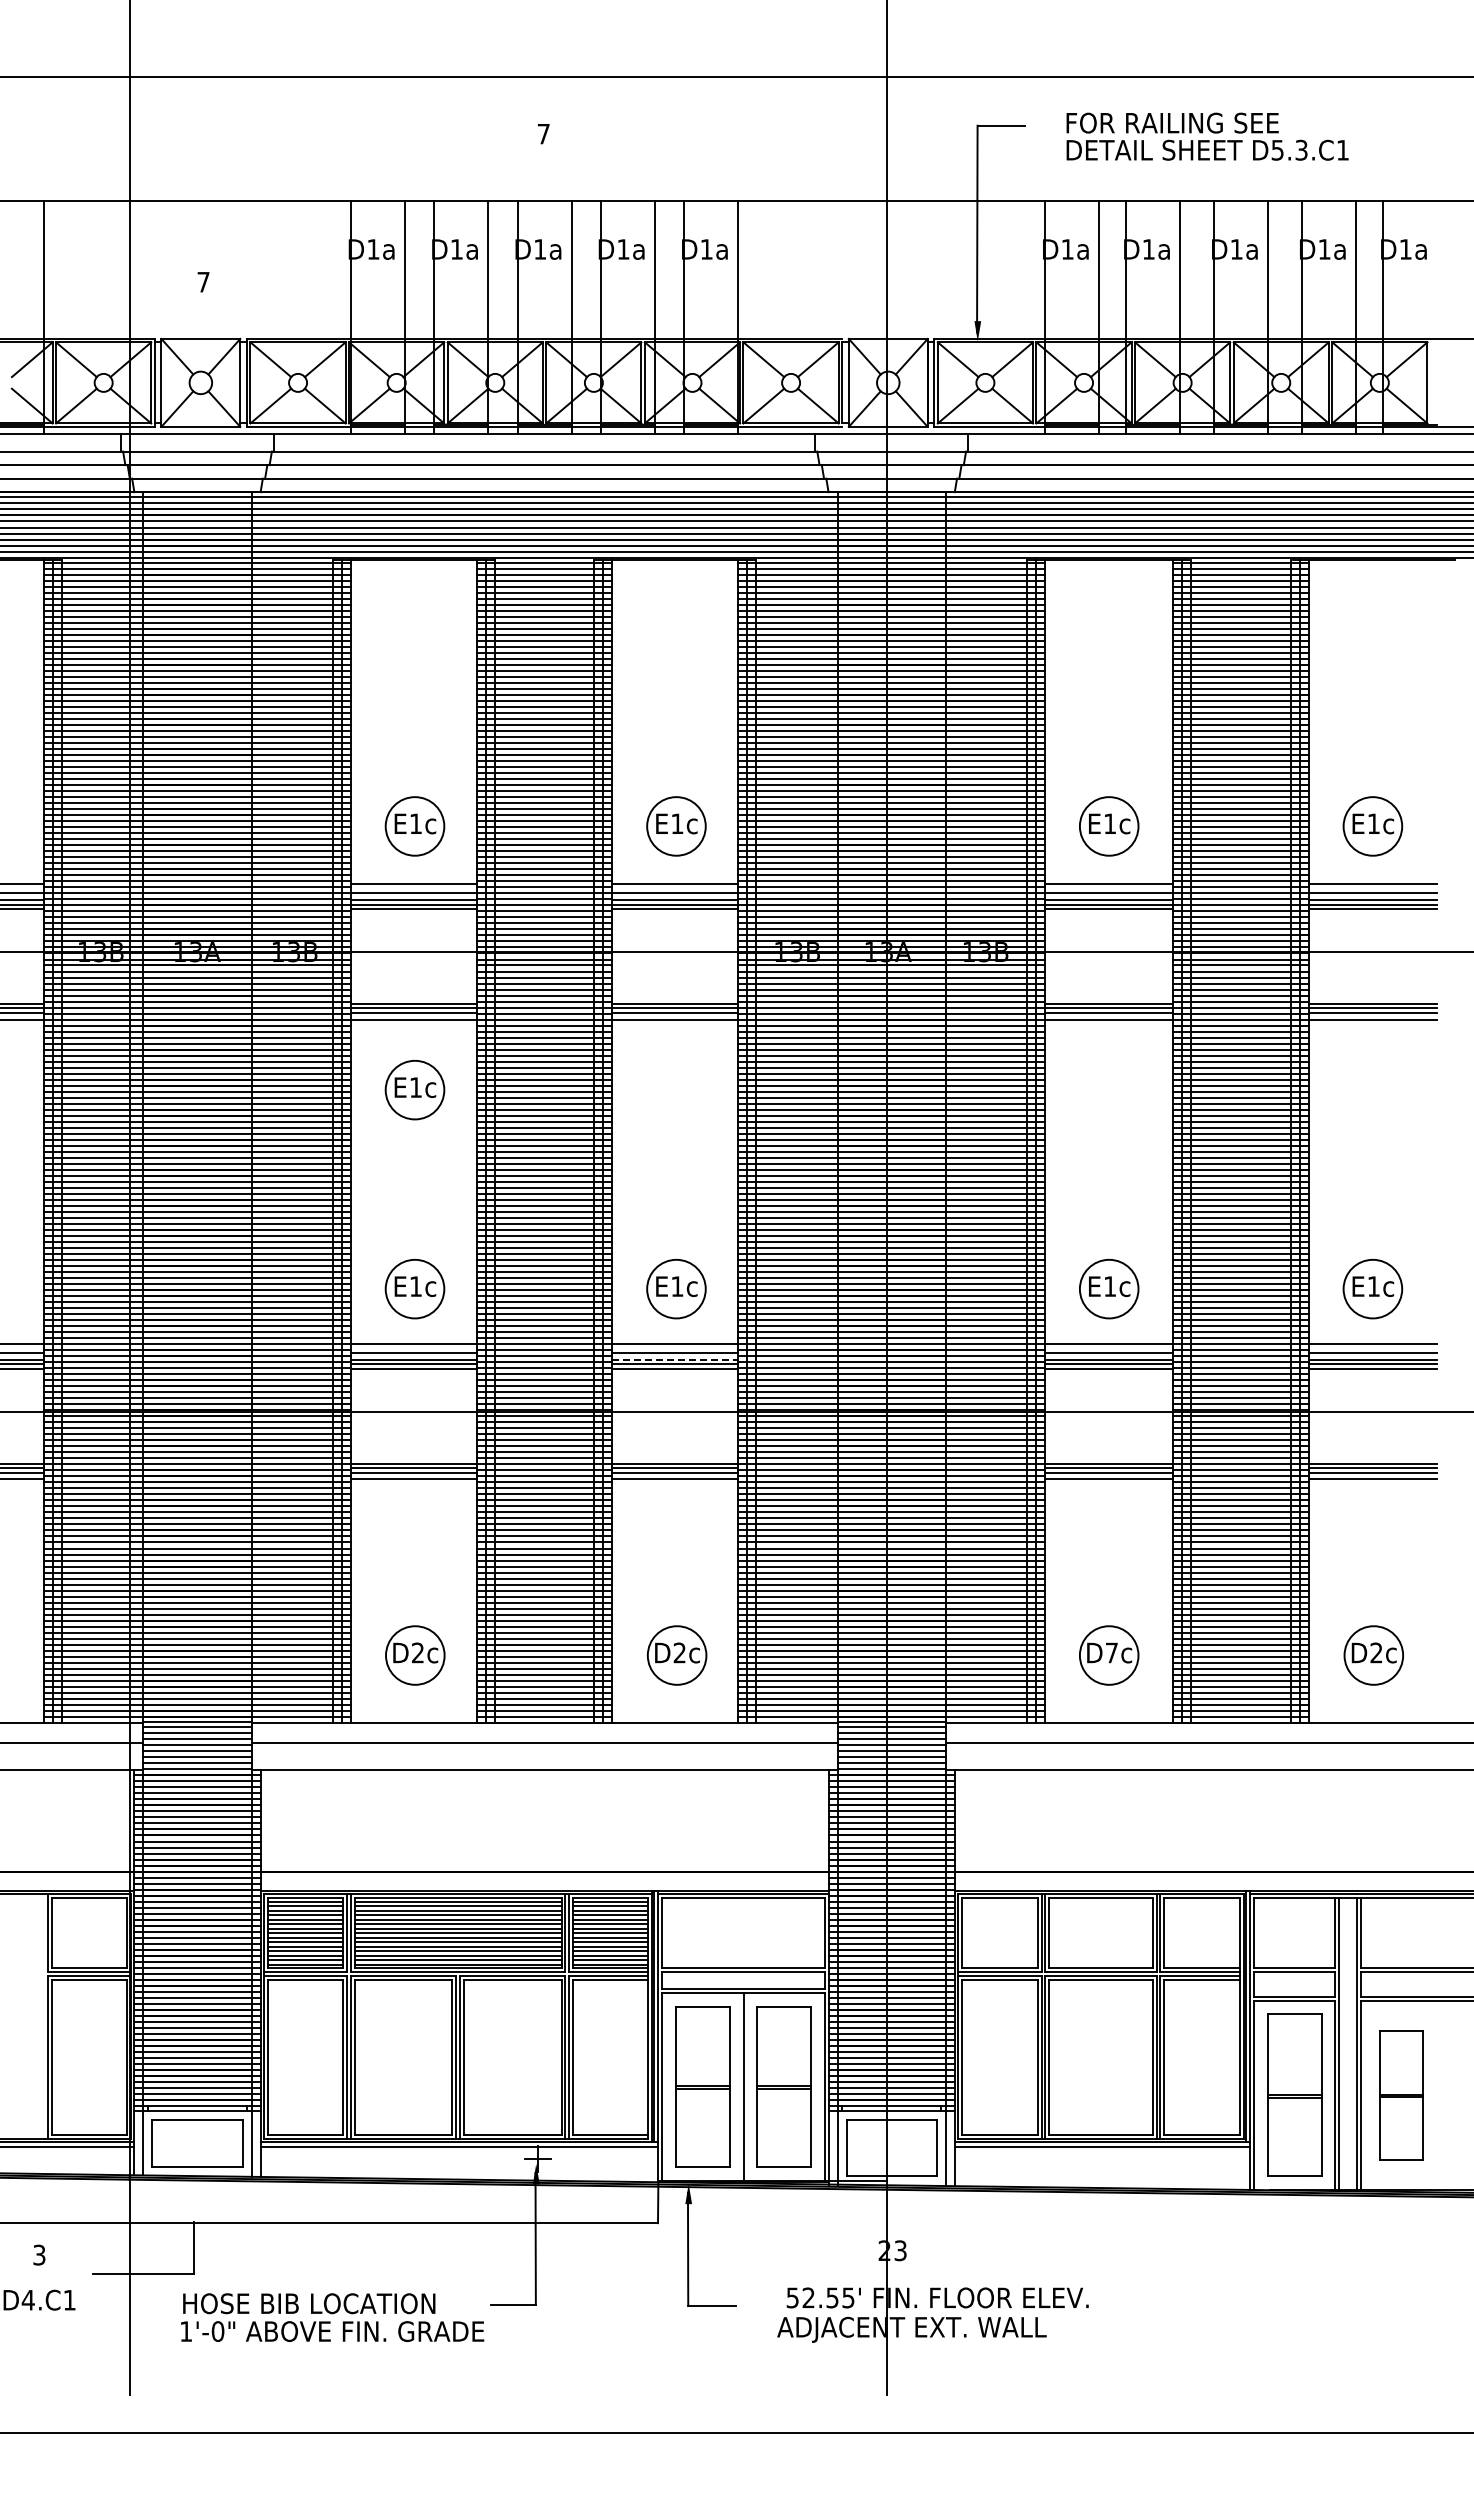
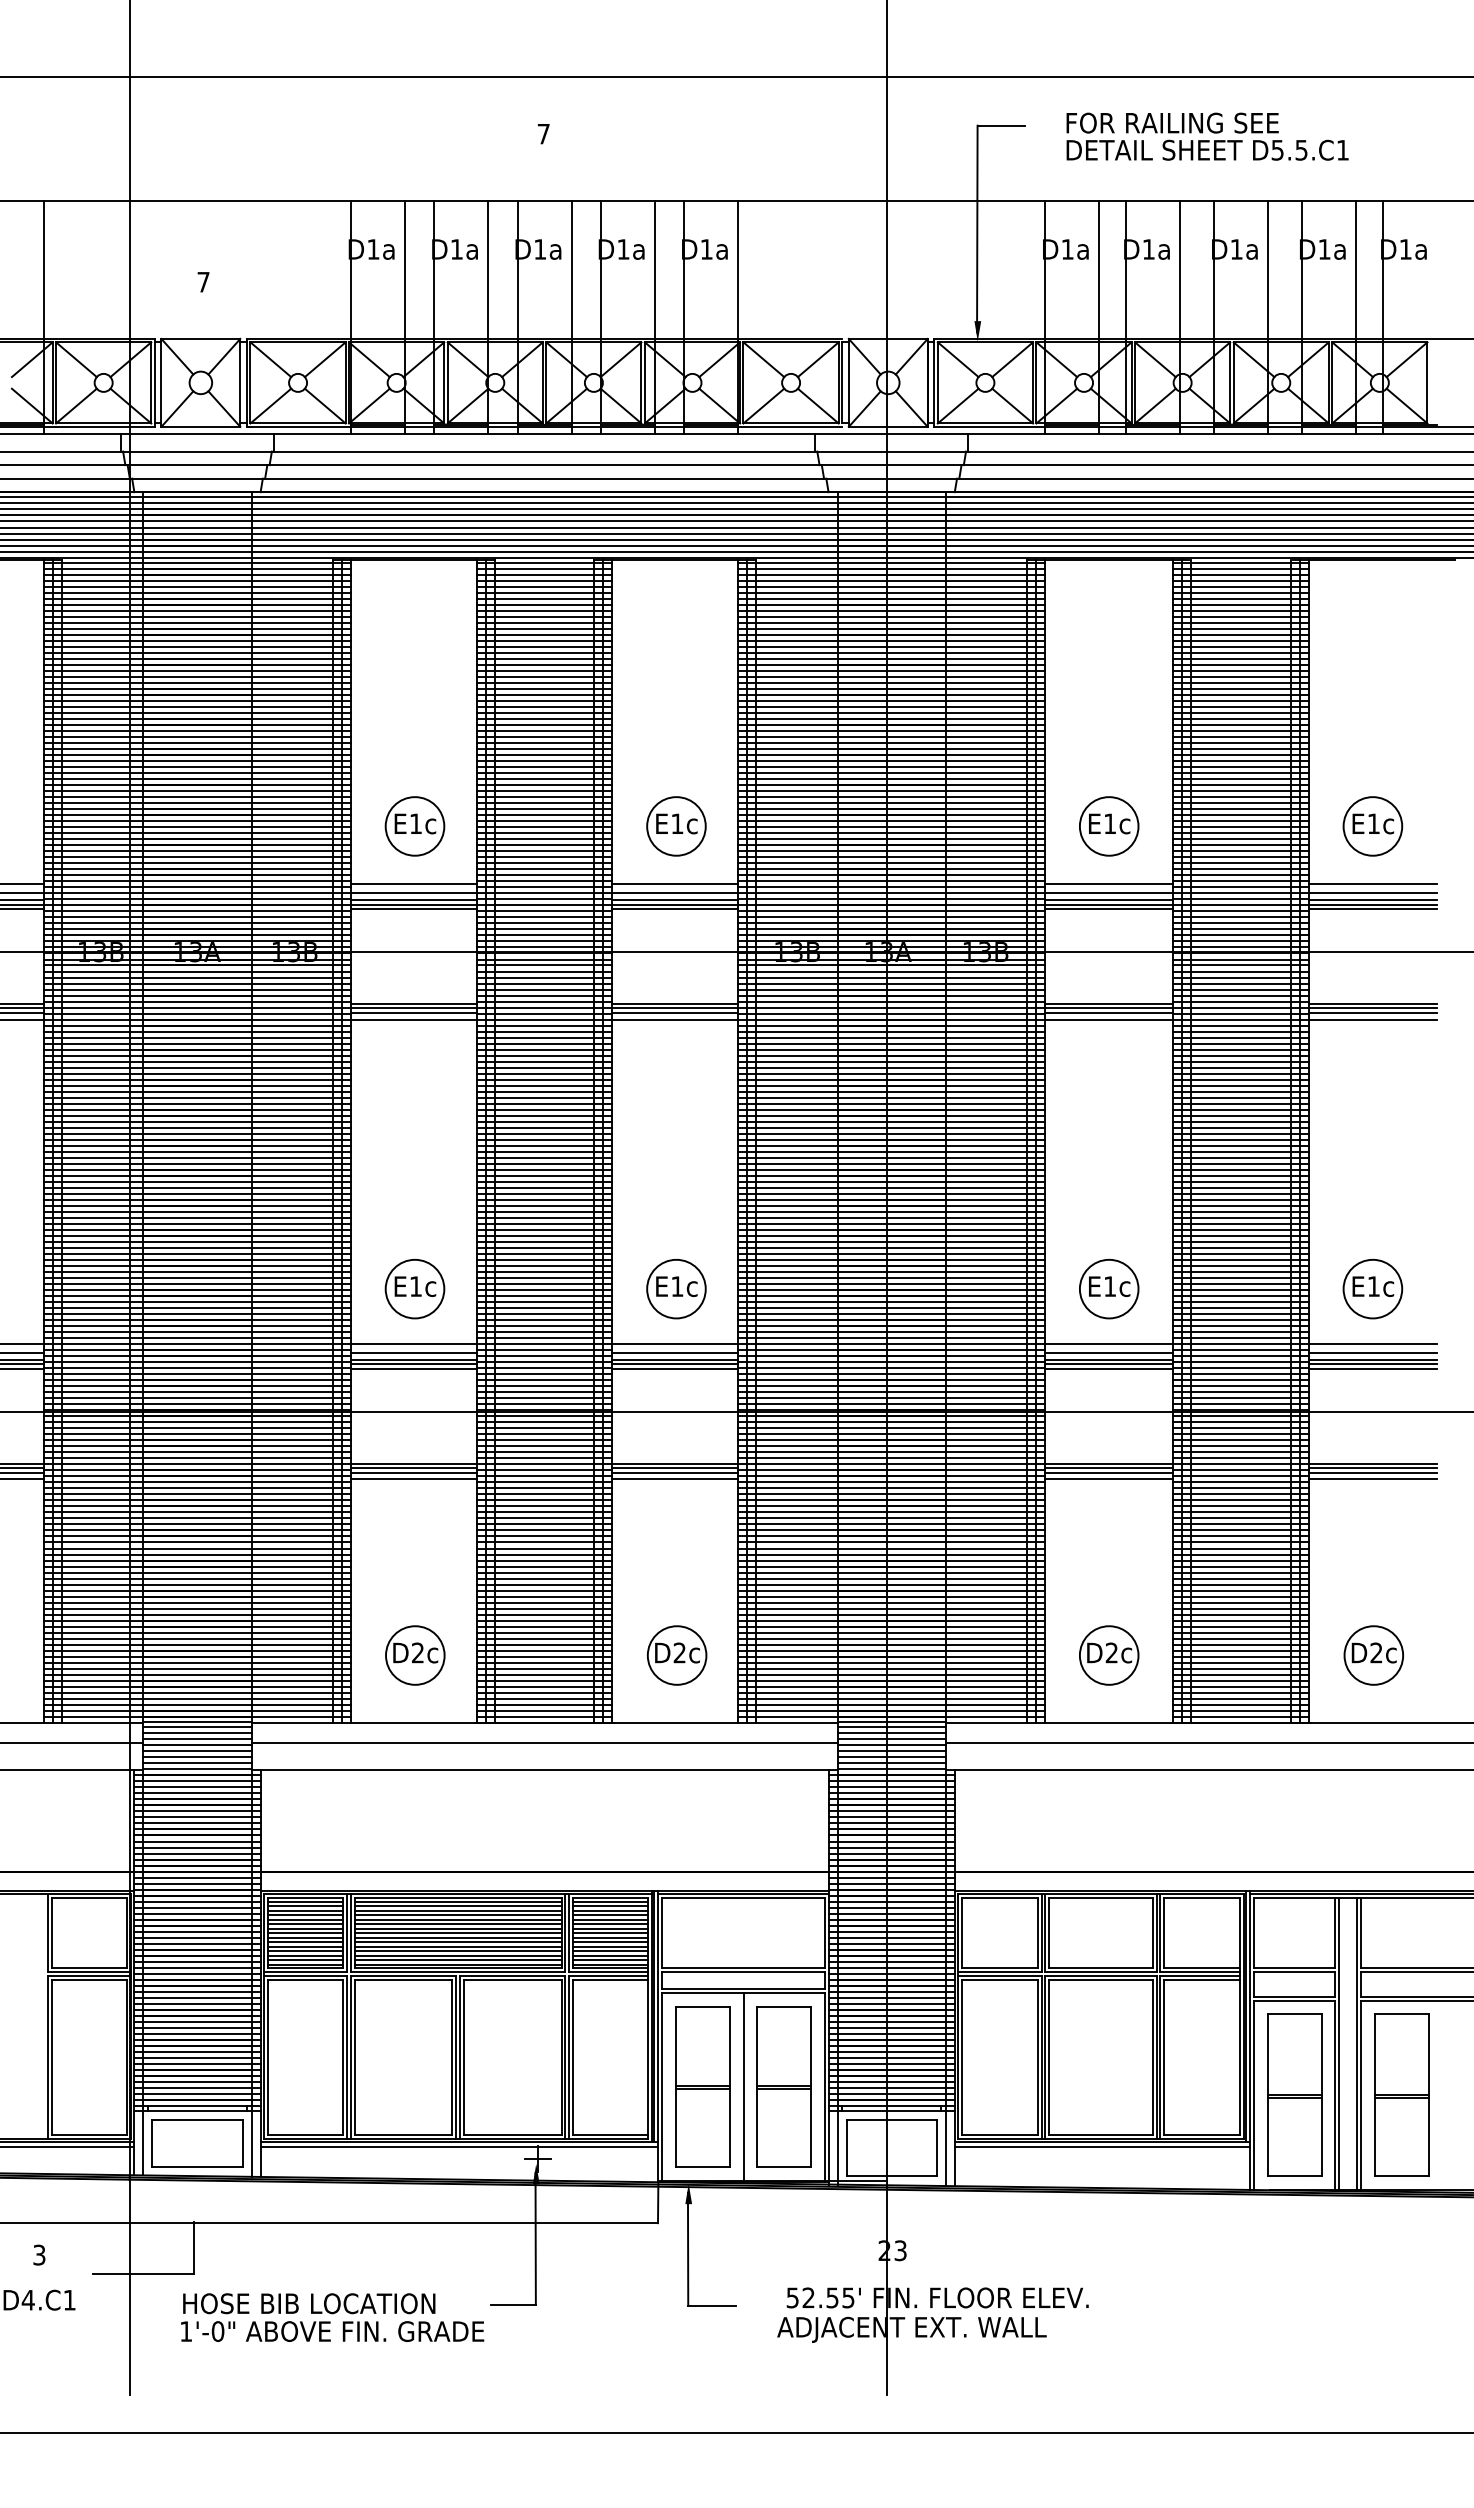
text: D5.3.C1 -> D5.5.C1 (1301, 149)
part: present -> none (414, 1090)
line: dashed -> solid (675, 1359)
text: D7c -> D2c (1111, 1652)
part size: 45x131 px -> 56x164 px (1401, 2094)
